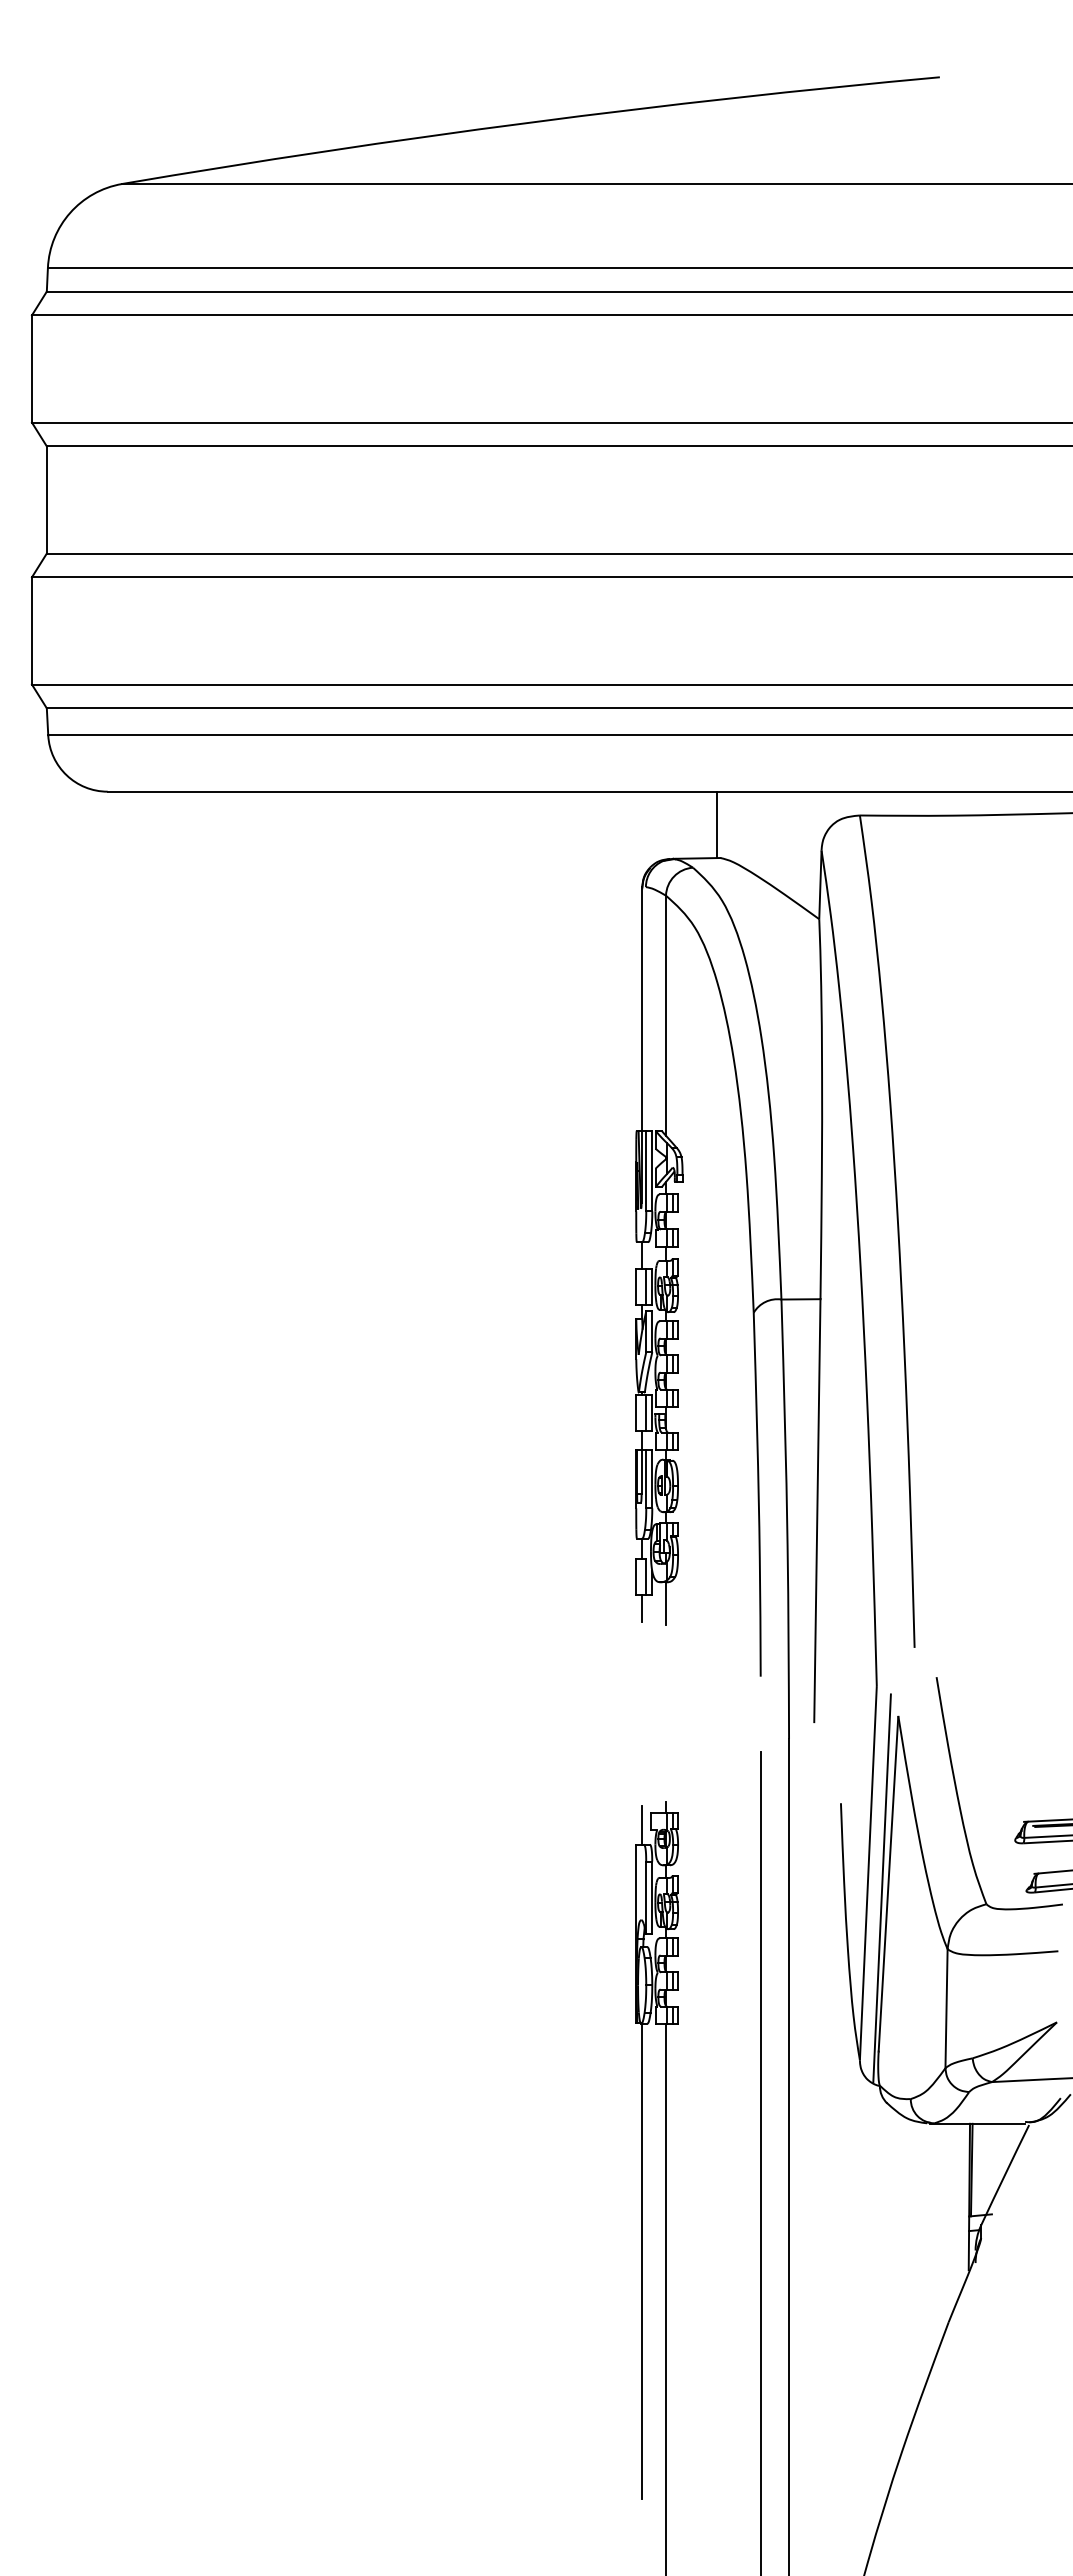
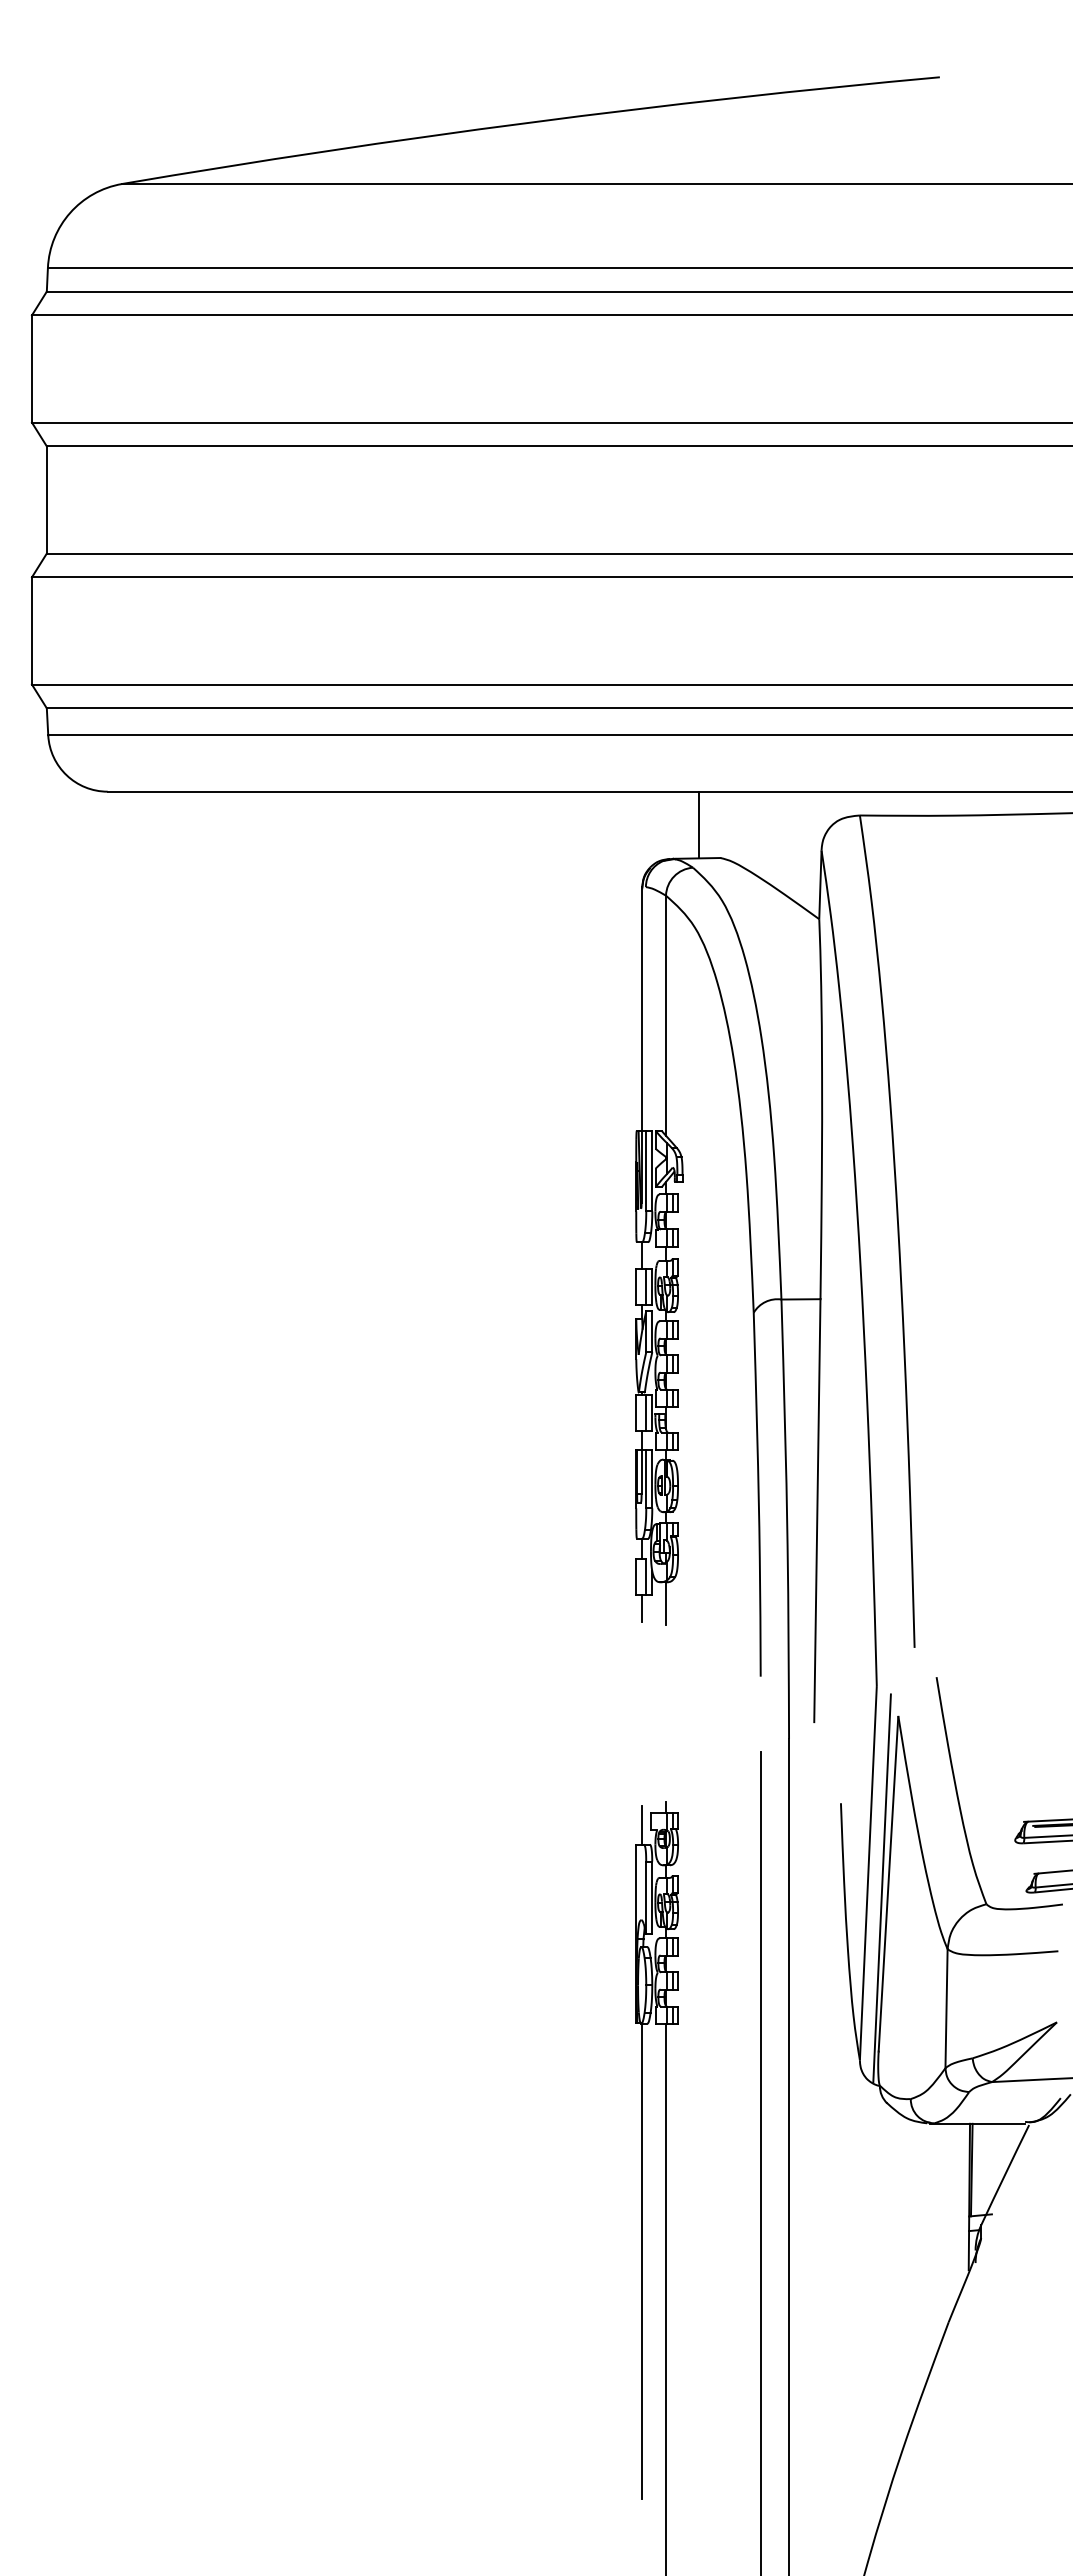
line position: (716, 824) -> (698, 824) (698, 824)
